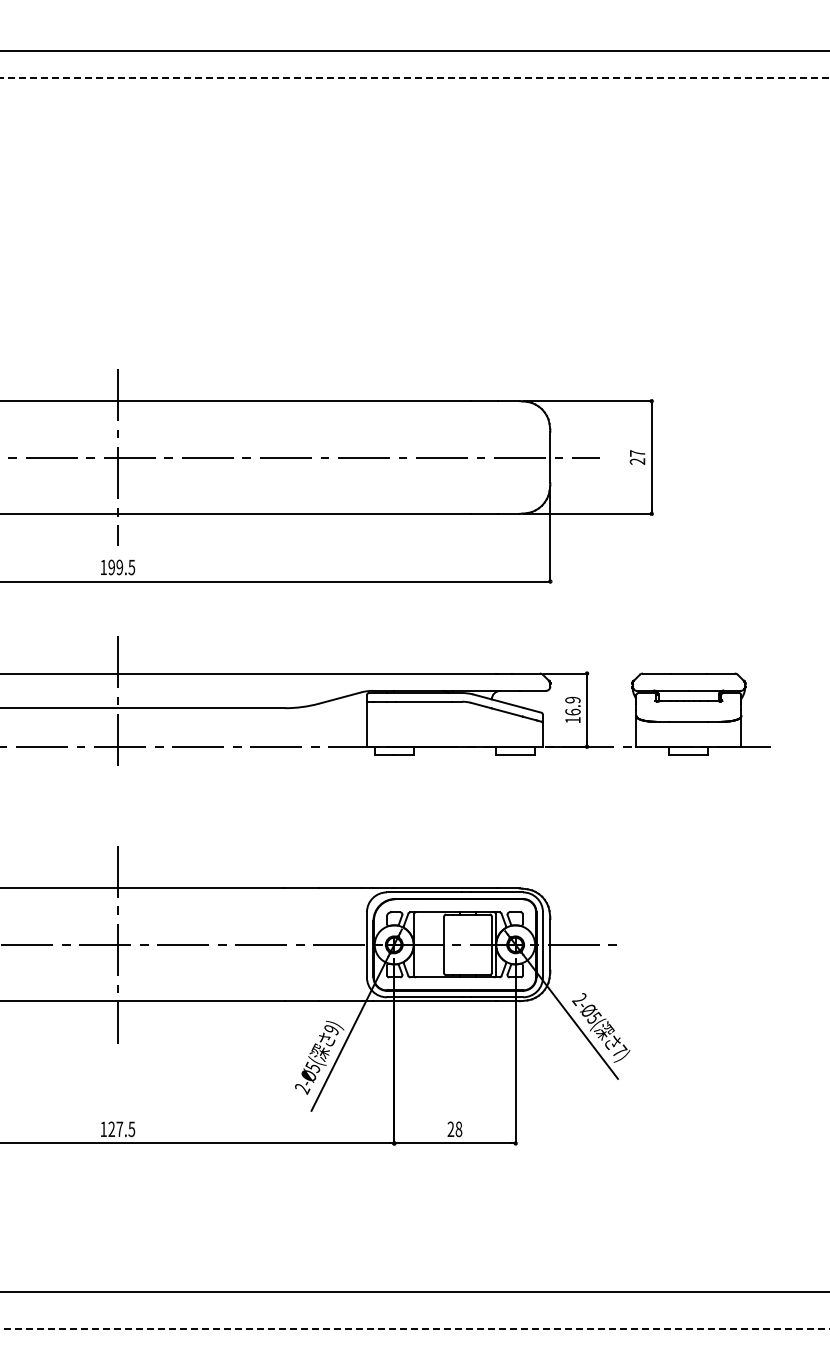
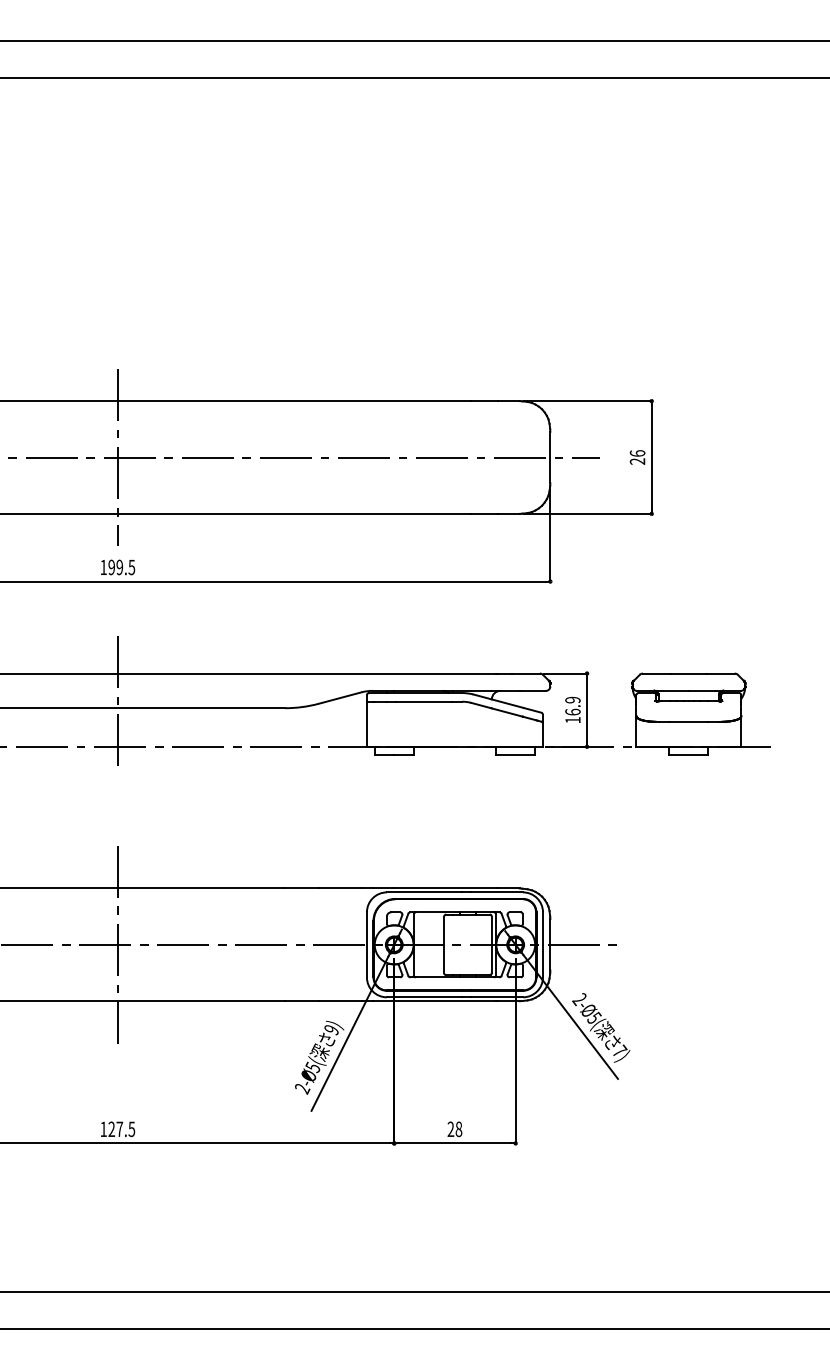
line position: (414, 51) -> (414, 41) (414, 41)
line: dashed -> solid (414, 77)
text: 27 -> 26 (637, 453)
line: dashed -> solid (415, 1328)
